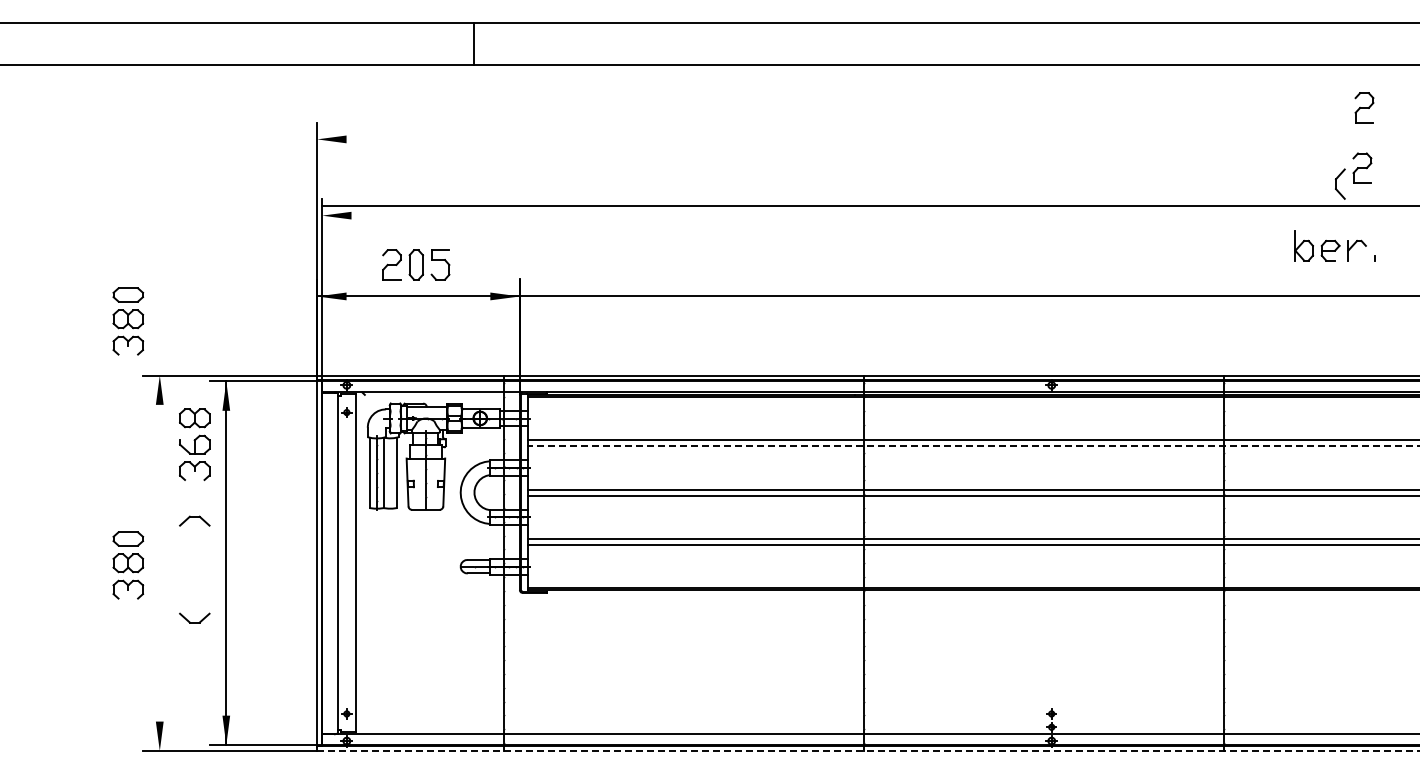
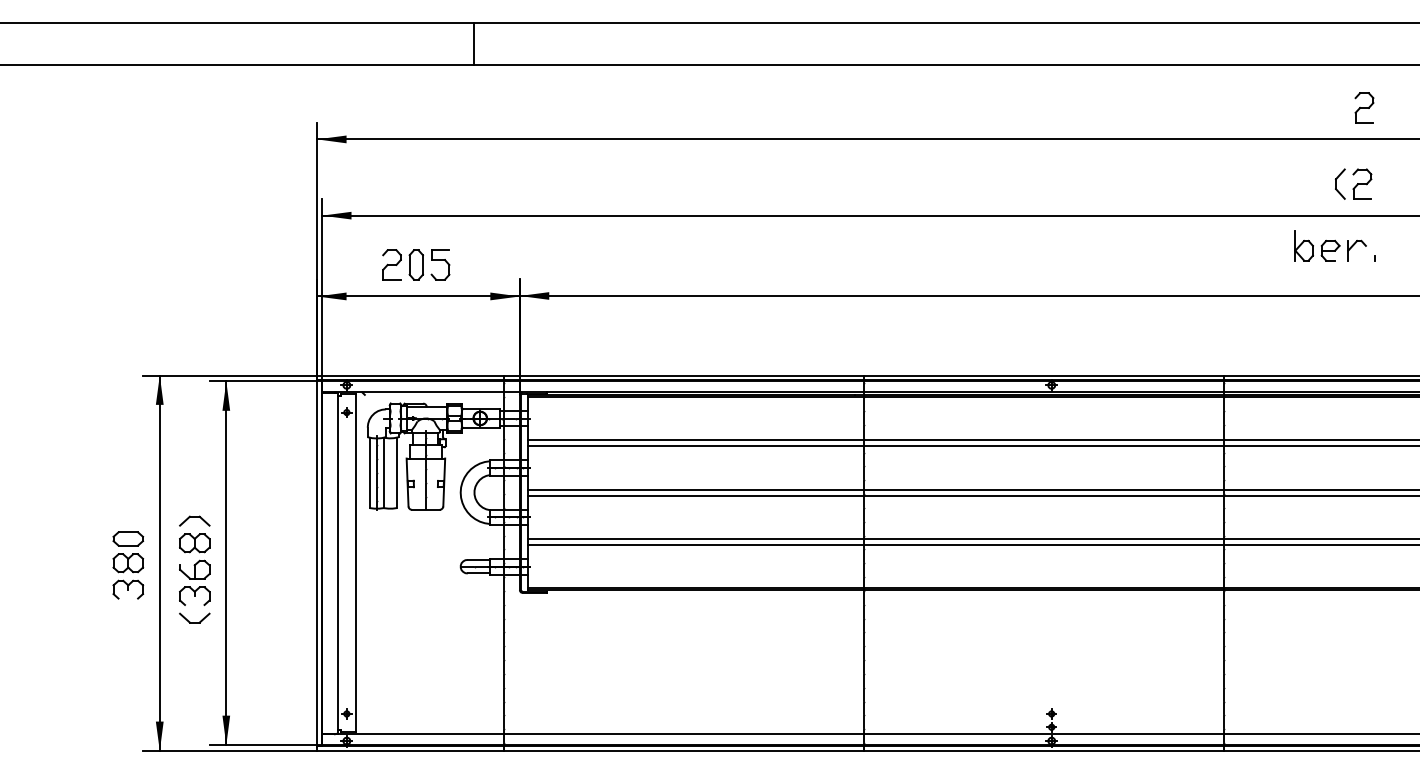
line: none -> present (866, 139)
part position: (1362, 167) -> (1362, 183) (1362, 183)
line position: (869, 205) -> (869, 215) (869, 215)
fill: none -> present (534, 295)
part: present -> none (128, 321)
part position: (194, 444) -> (194, 569) (194, 569)
line: dashed -> solid (973, 446)
line: none -> present (159, 563)
line: dashed -> solid (868, 751)
